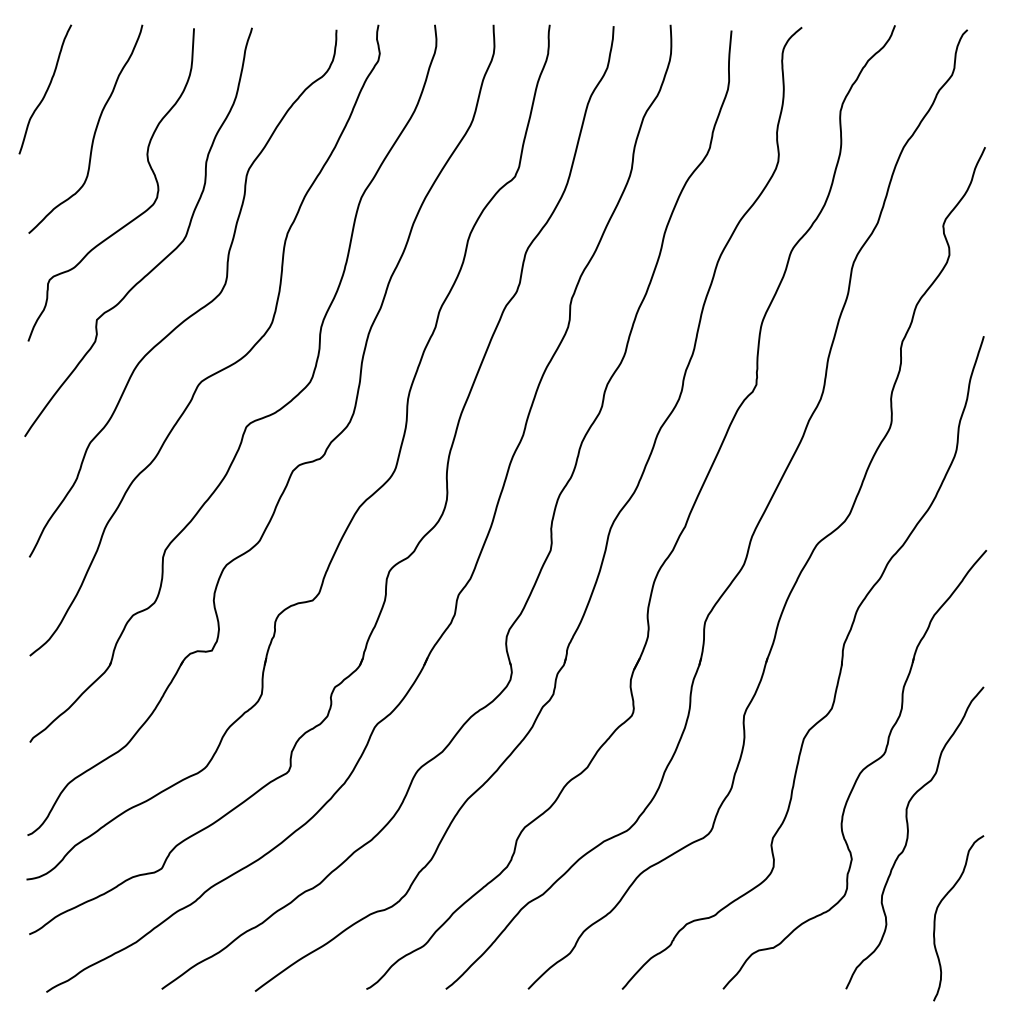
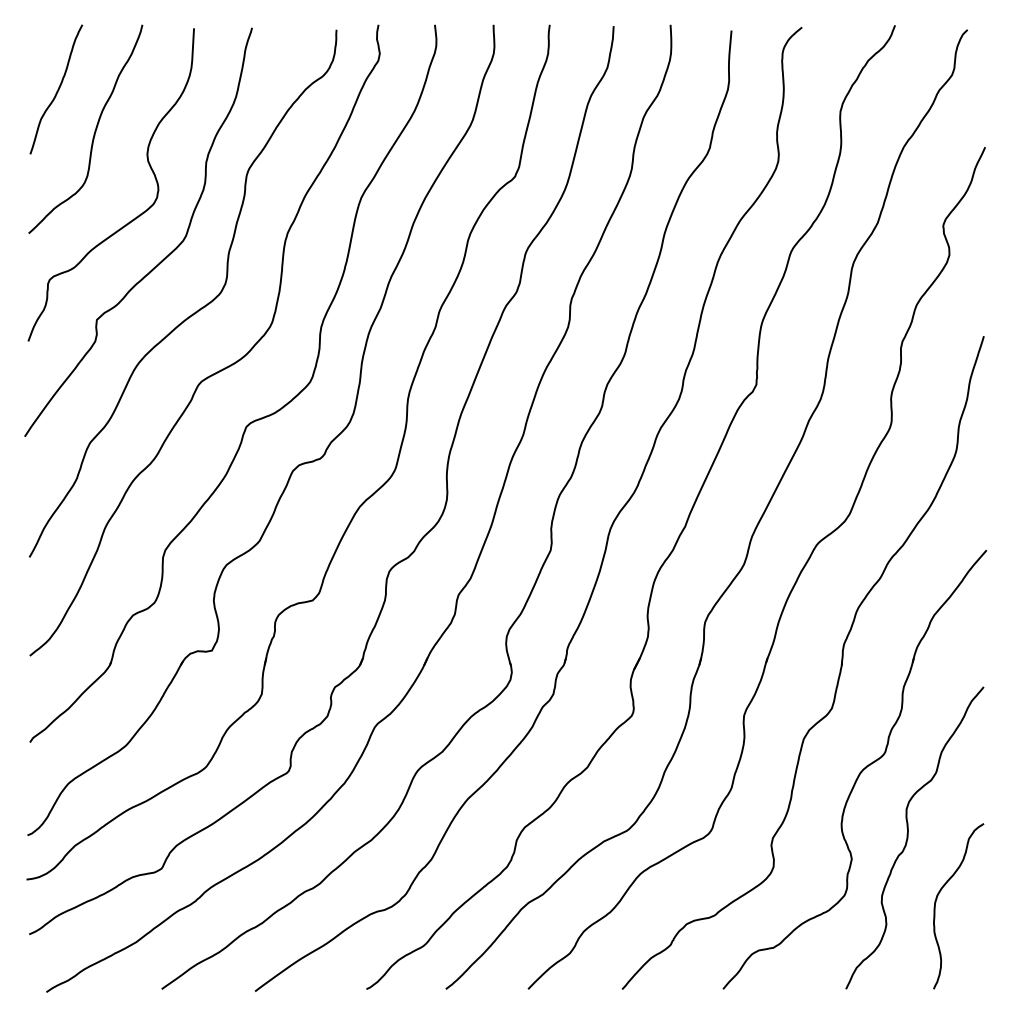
curve position: (46, 89) -> (57, 89) (57, 89)
curve position: (937, 911) -> (937, 899) (937, 899)
